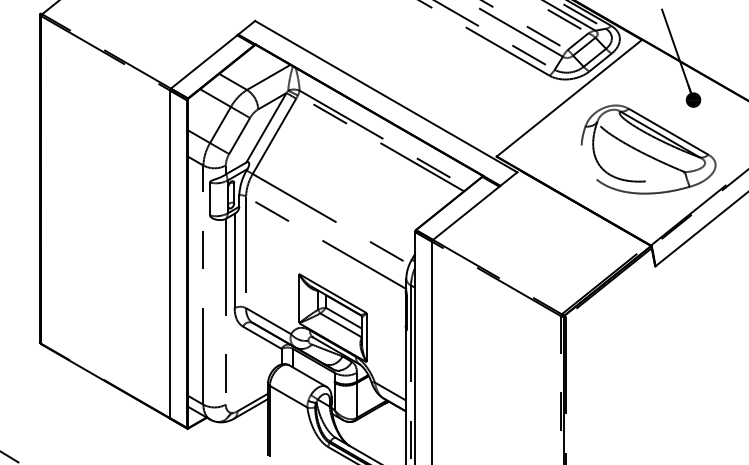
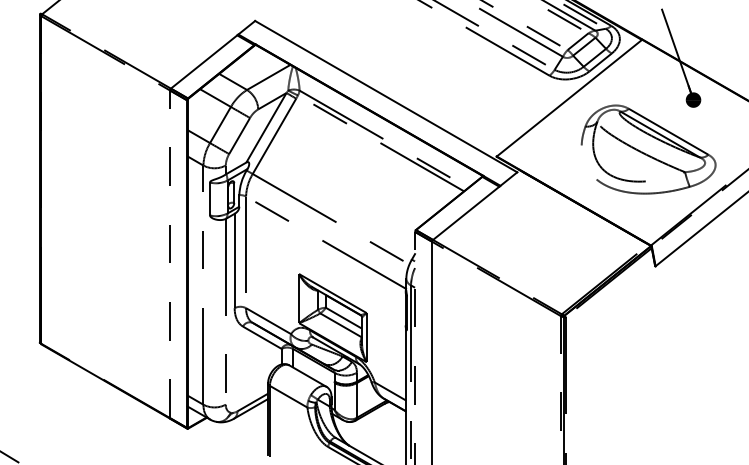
line: solid -> dashed (170, 254)
line: solid -> dashed (415, 347)
